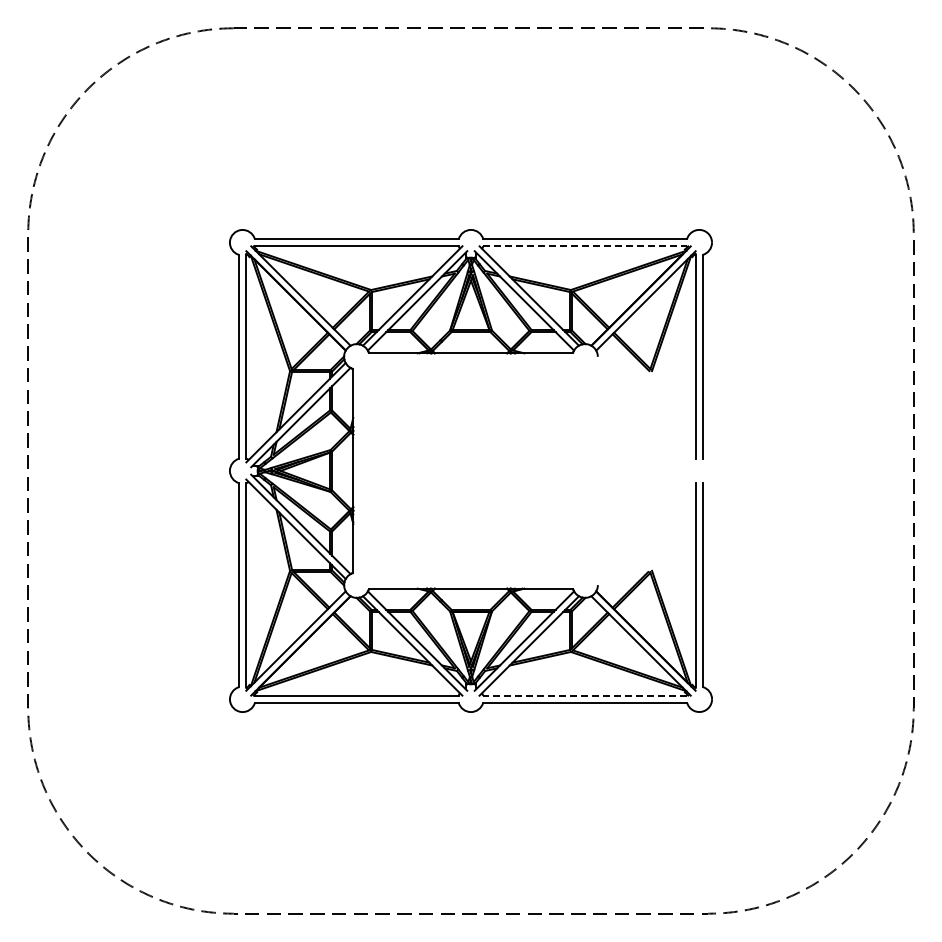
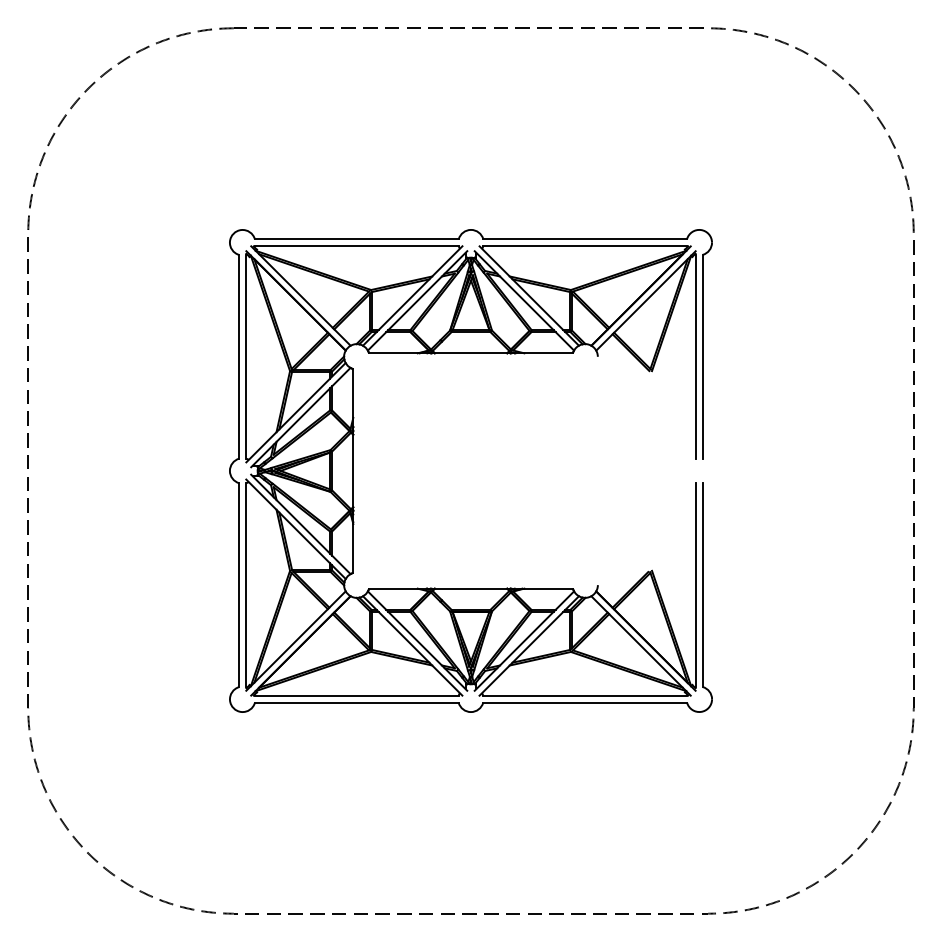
line: dashed -> solid (585, 246)
line: dashed -> solid (585, 695)
